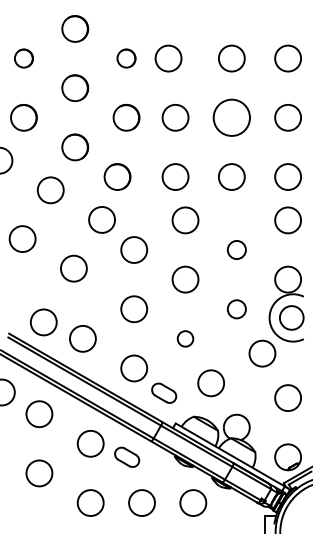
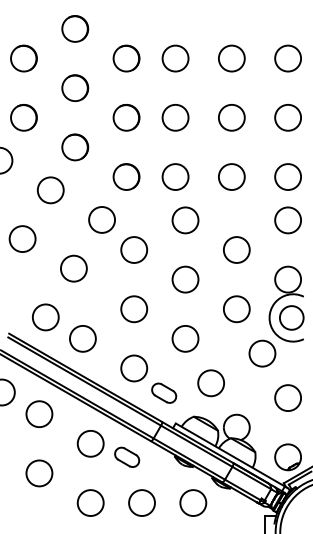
part size: 20x21 px -> 28x29 px (23, 58)
part size: 21x21 px -> 29x29 px (126, 58)
circle position: (168, 58) -> (175, 58) (175, 58)
circle diameter: 36 px -> 26 px (231, 117)
part position: (117, 176) -> (126, 176) (126, 176)
circle size: 20x20 px -> 28x28 px (236, 249)
circle size: 21x21 px -> 28x29 px (236, 309)
circle position: (43, 322) -> (45, 317) (45, 317)
circle size: 19x18 px -> 29x28 px (185, 338)
